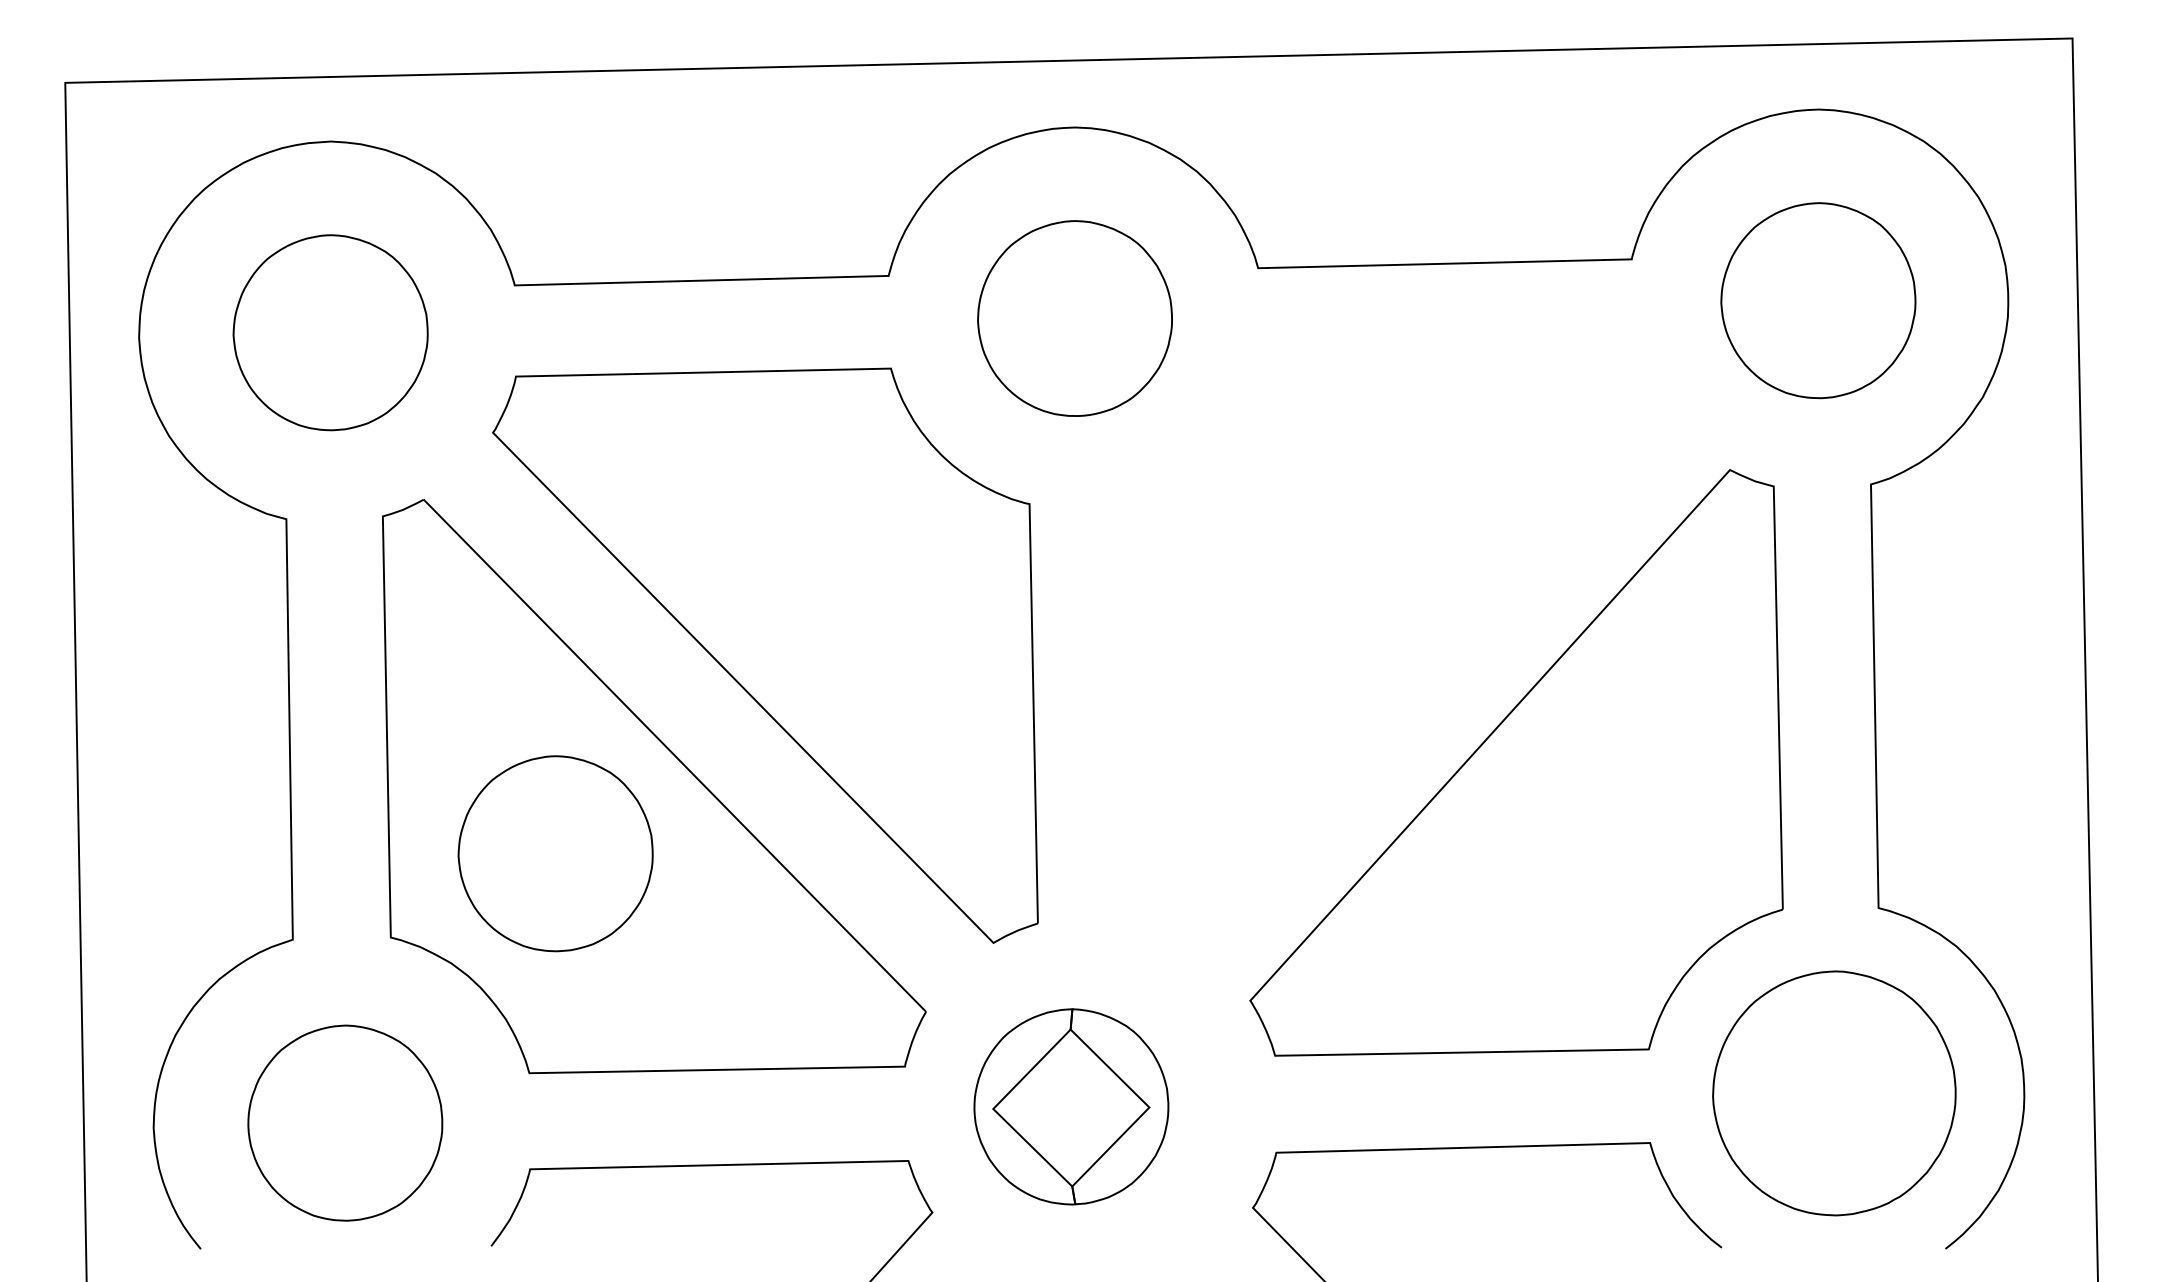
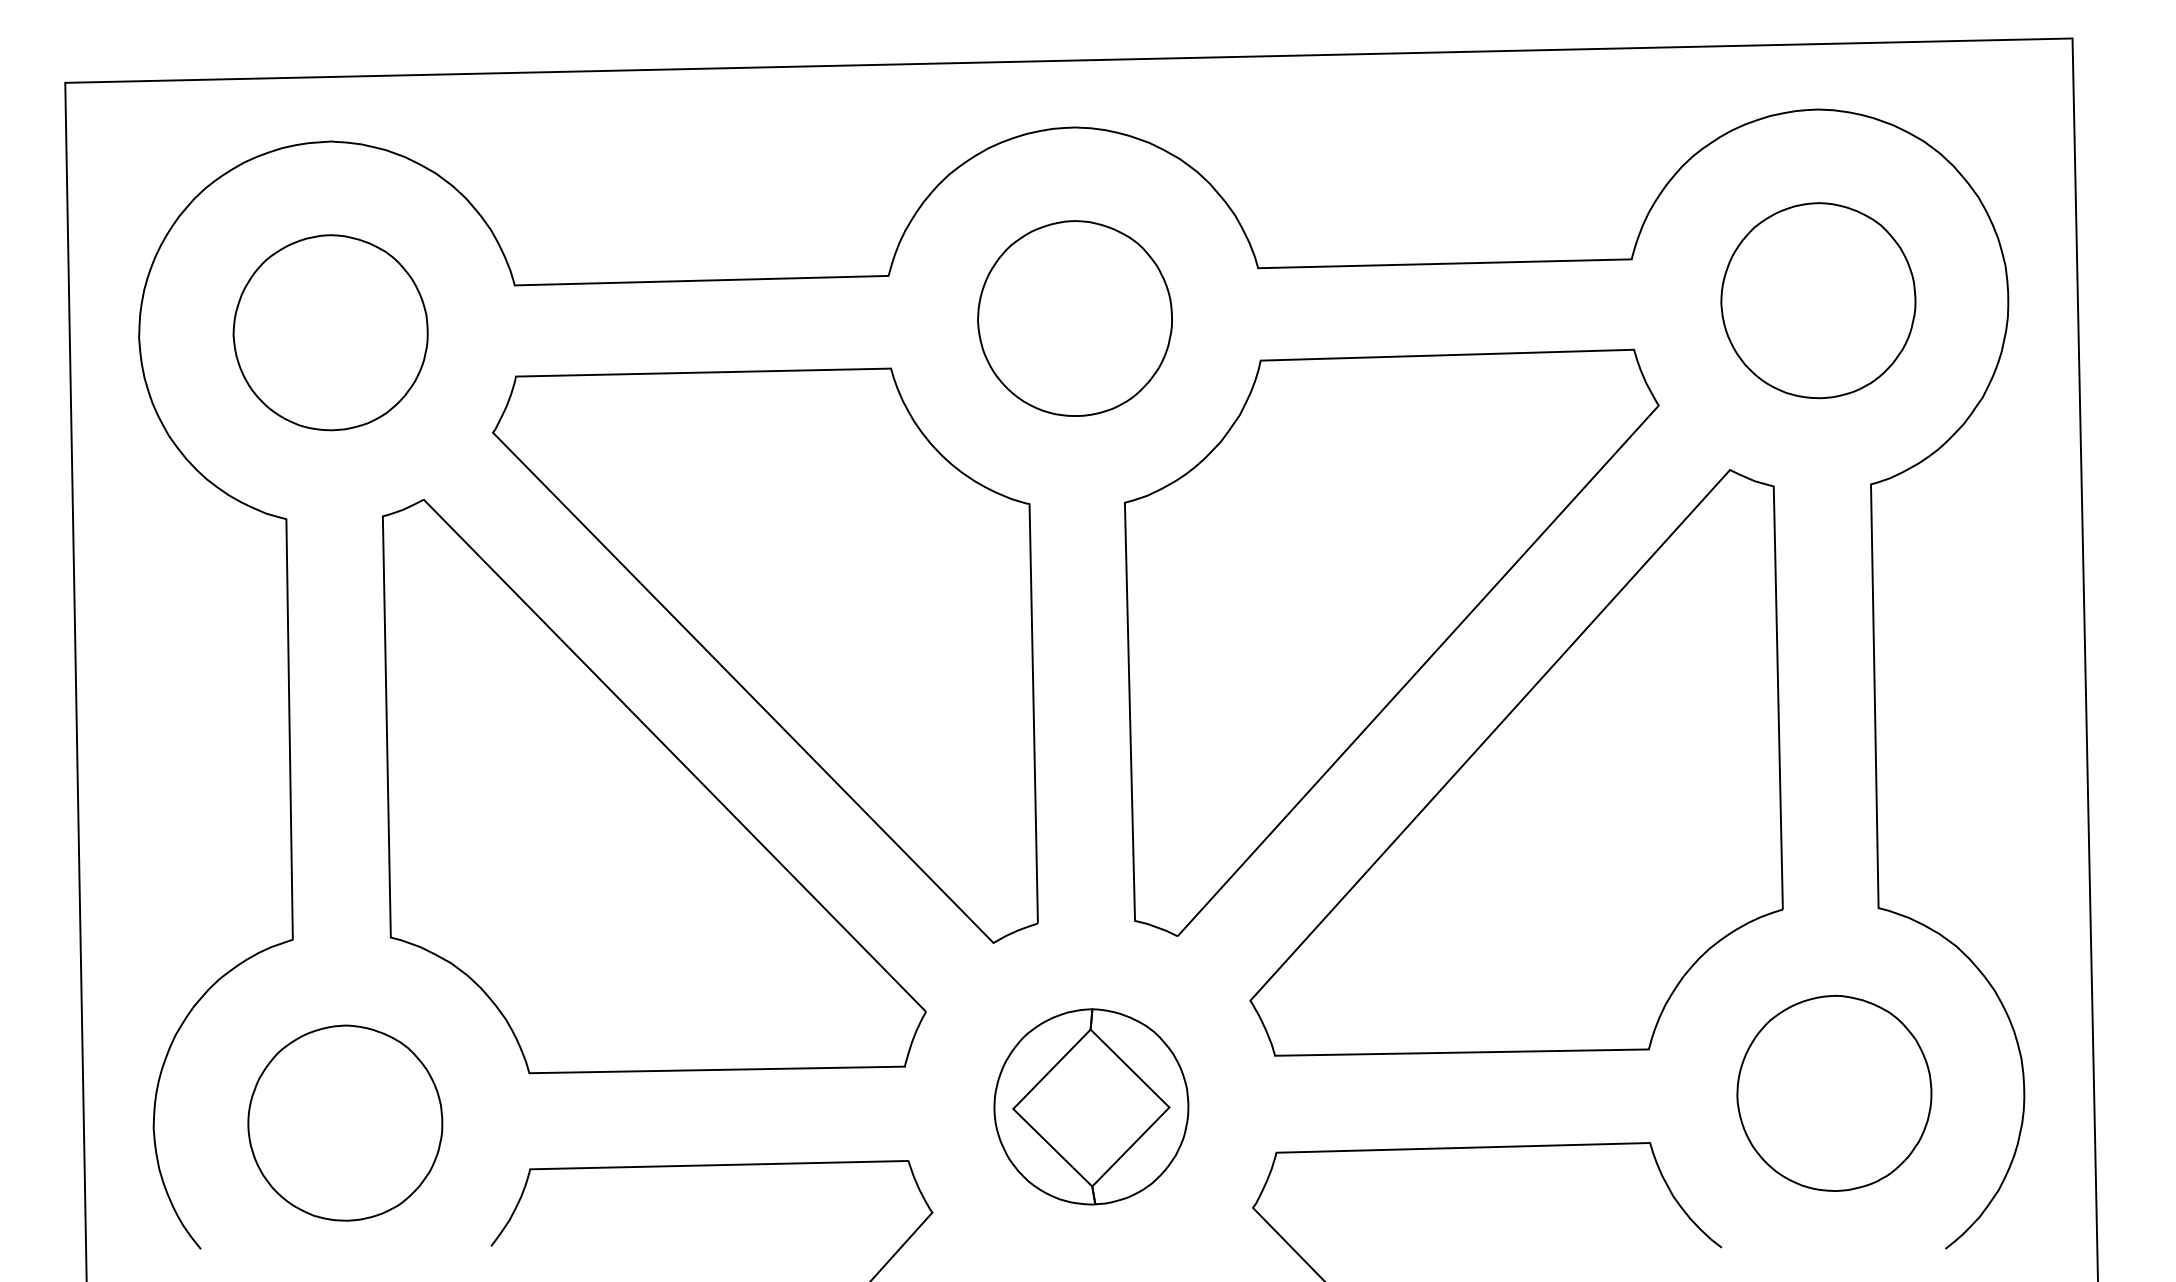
part: none -> present (1391, 642)
part: present -> none (555, 853)
part size: 245x247 px -> 197x197 px (1834, 1093)
part position: (1071, 1106) -> (1091, 1106) (1091, 1106)
